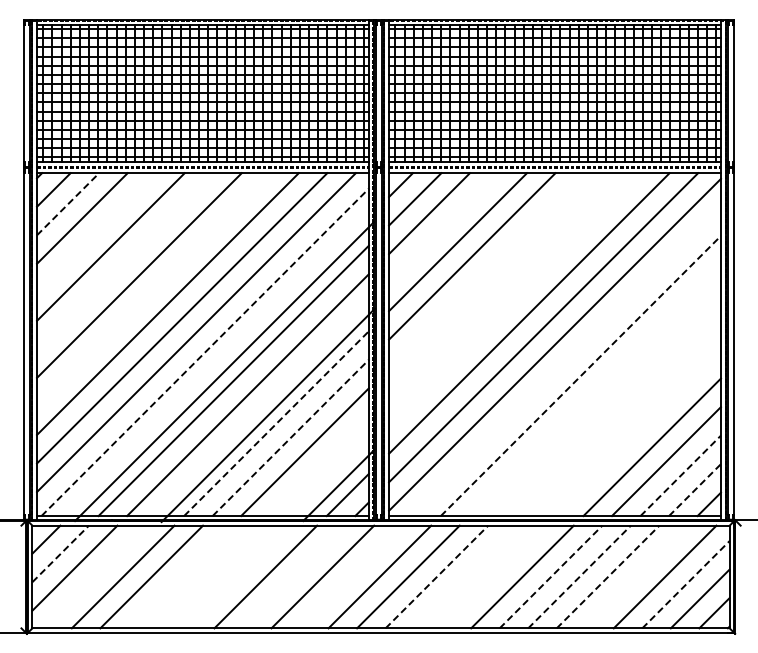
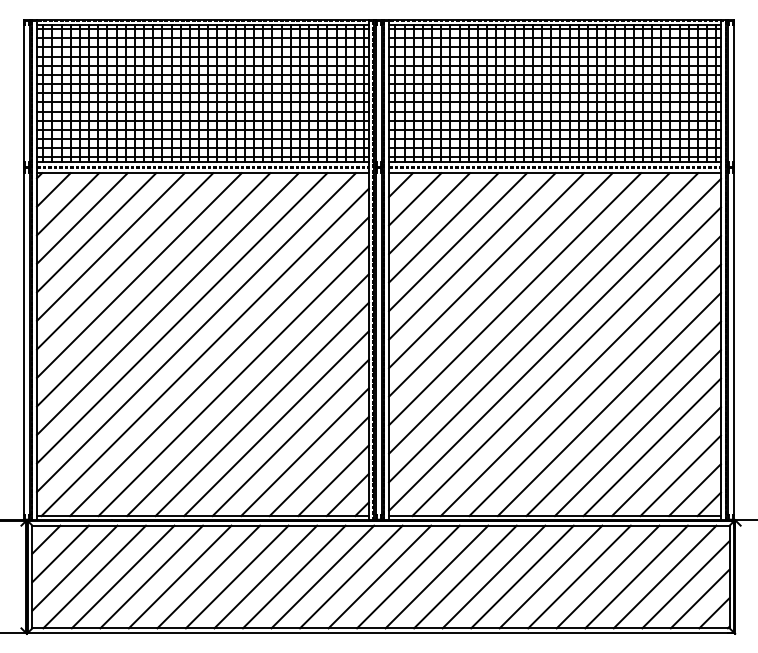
line: dashed -> solid (68, 204)
line: none -> present (443, 227)
line: none -> present (96, 232)
line: none -> present (125, 261)
line: none -> present (486, 270)
line: none -> present (500, 284)
line: none -> present (153, 289)
line: none -> present (515, 299)
line: dashed -> solid (205, 352)
line: none -> present (566, 361)
line position: (224, 371) -> (219, 366) (219, 366)
line: dashed -> solid (581, 375)
line: none -> present (594, 390)
line: none -> present (608, 404)
line position: (267, 415) -> (261, 409) (261, 409)
line: none -> present (623, 418)
line: dashed -> solid (276, 423)
line: none -> present (637, 433)
line: dashed -> solid (291, 437)
line: none -> present (318, 466)
line: dashed -> solid (680, 475)
line position: (338, 485) -> (333, 480) (333, 480)
line: dashed -> solid (695, 490)
line: dashed -> solid (60, 553)
line: none -> present (94, 576)
line: none -> present (179, 576)
line: none -> present (208, 576)
line: none -> present (236, 576)
line: none -> present (293, 576)
line: none -> present (351, 576)
line: none -> present (465, 576)
line: none -> present (493, 576)
line: none -> present (636, 576)
line: dashed -> solid (436, 577)
line: dashed -> solid (551, 577)
line: dashed -> solid (579, 577)
line: dashed -> solid (608, 577)
line: dashed -> solid (685, 584)
